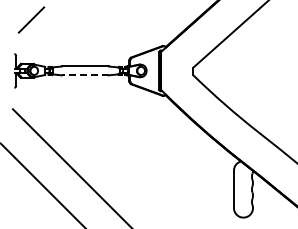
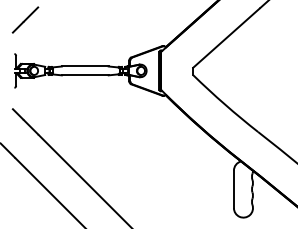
line position: (31, 19) -> (25, 19) (25, 19)
line: dashed -> solid (84, 75)
